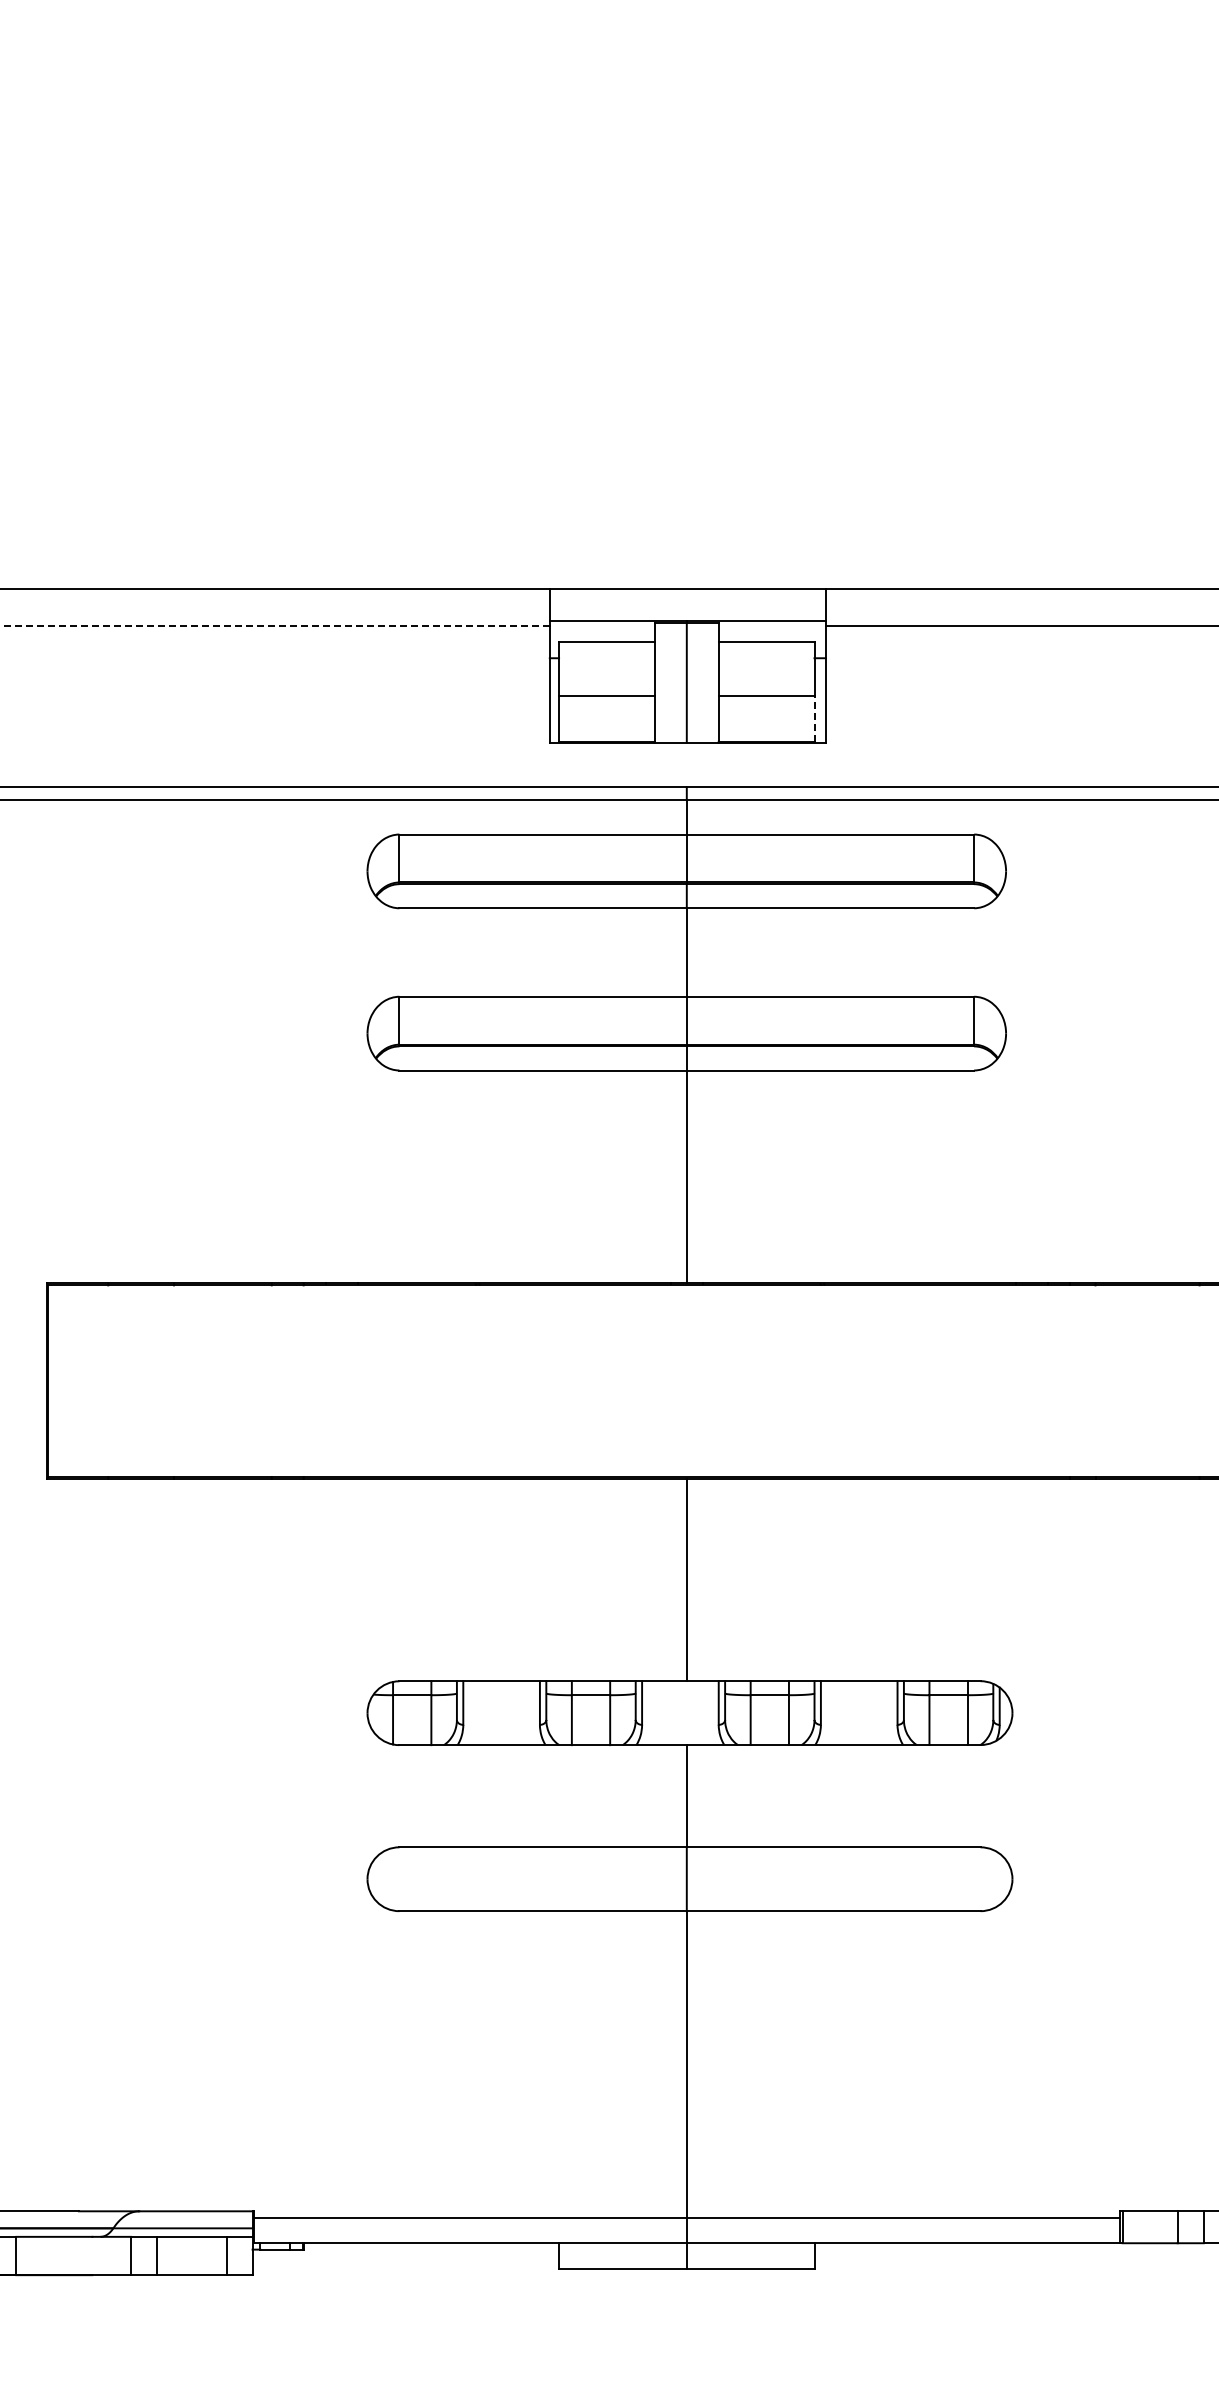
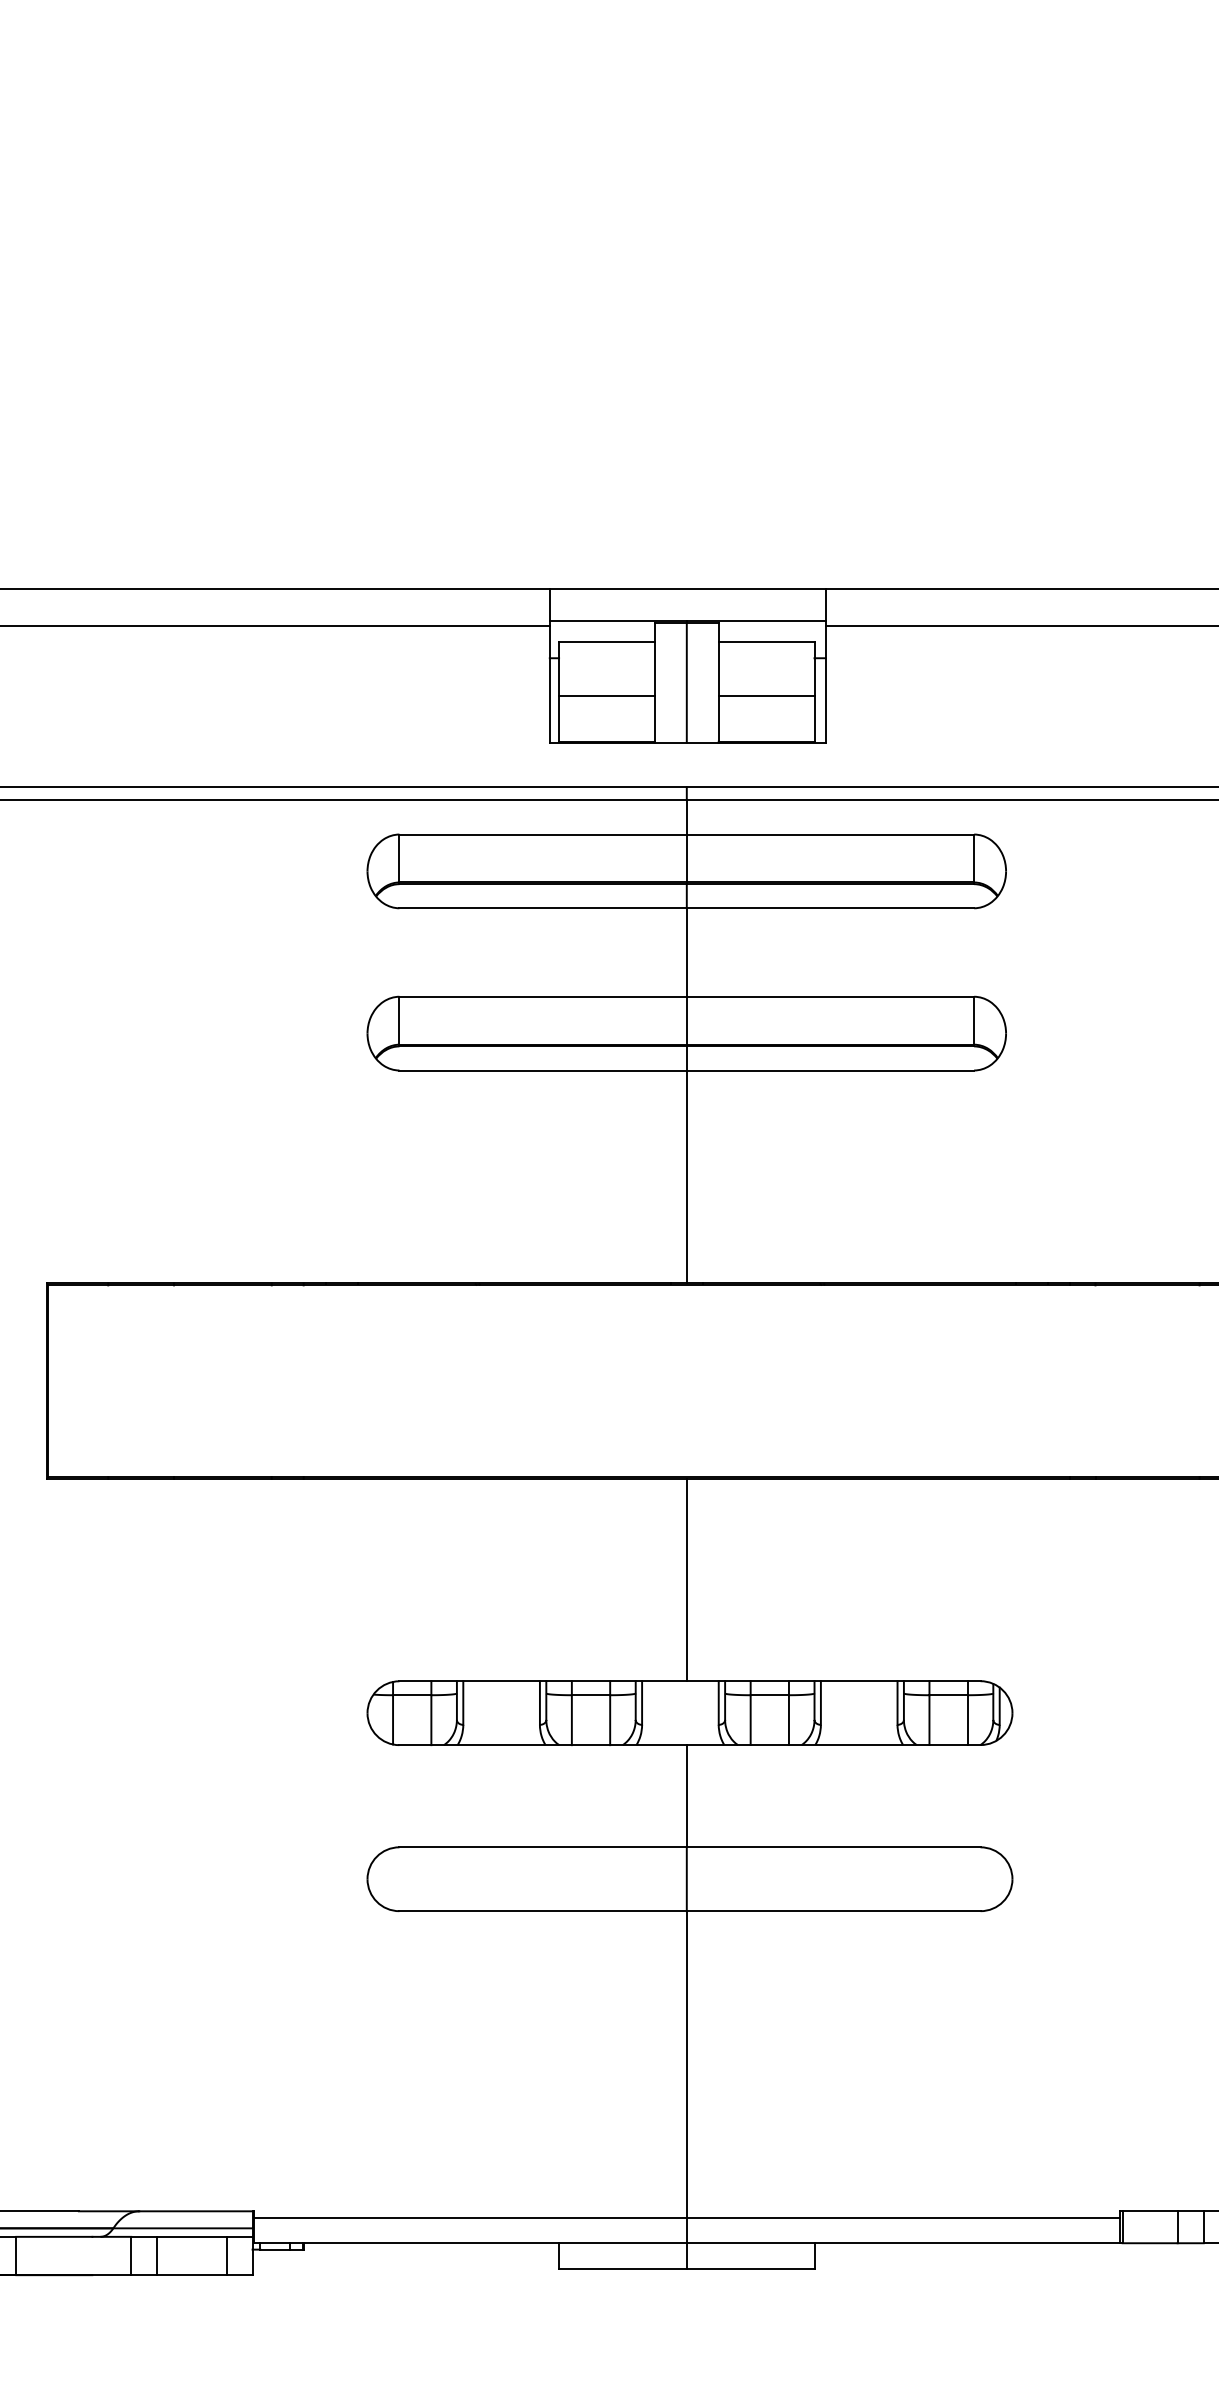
line: dashed -> solid (275, 626)
line: dashed -> solid (814, 718)
